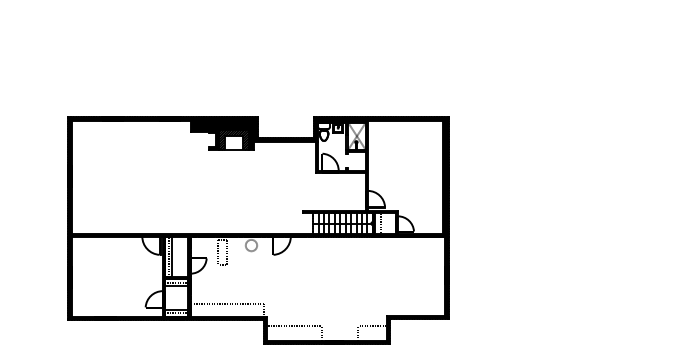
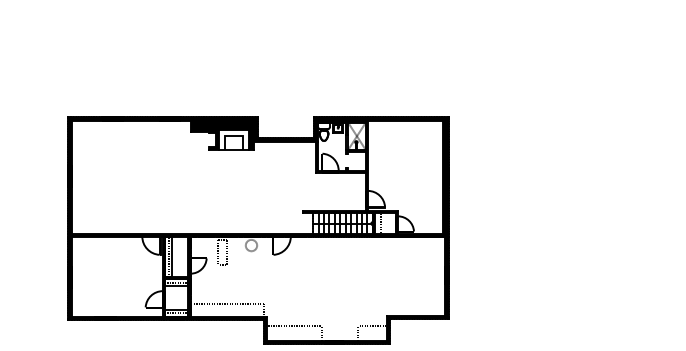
hatch: present -> none (233, 139)
